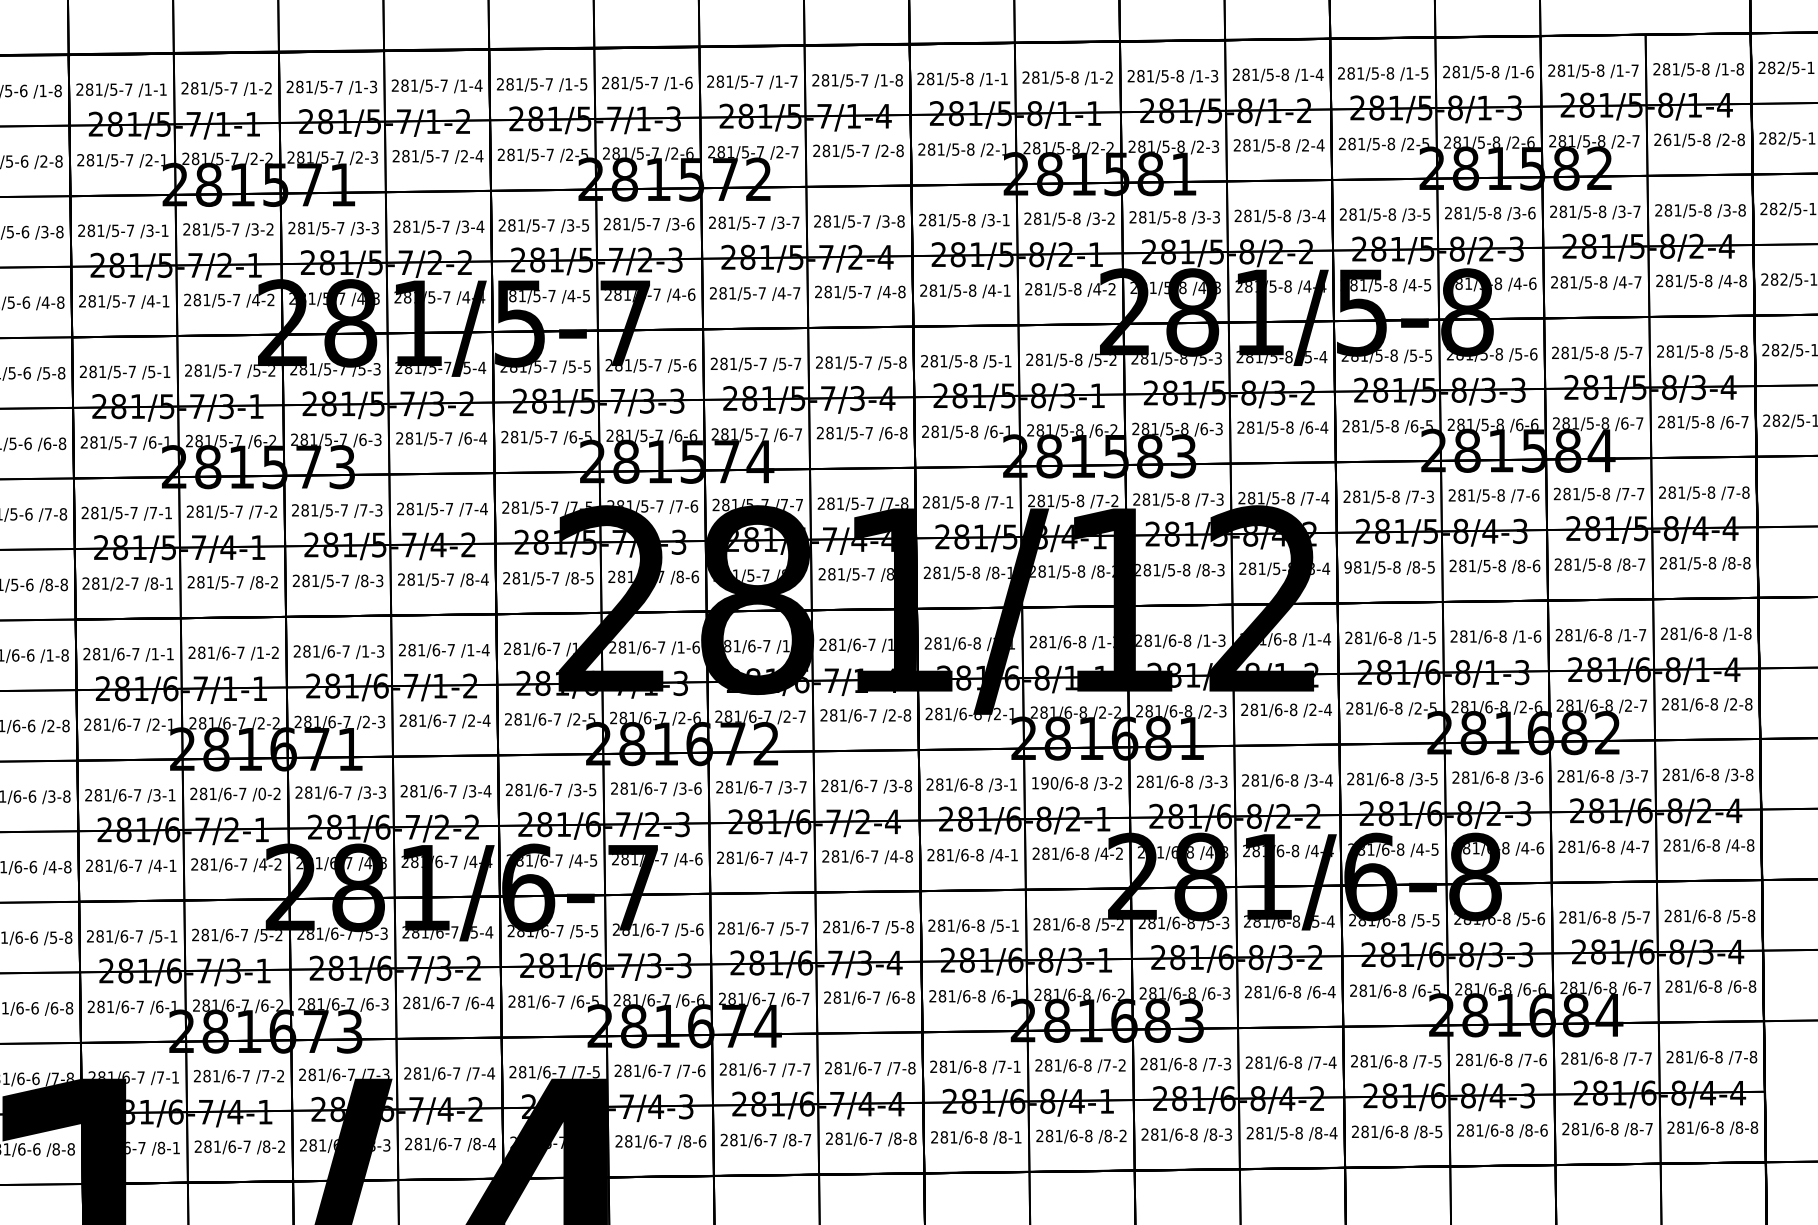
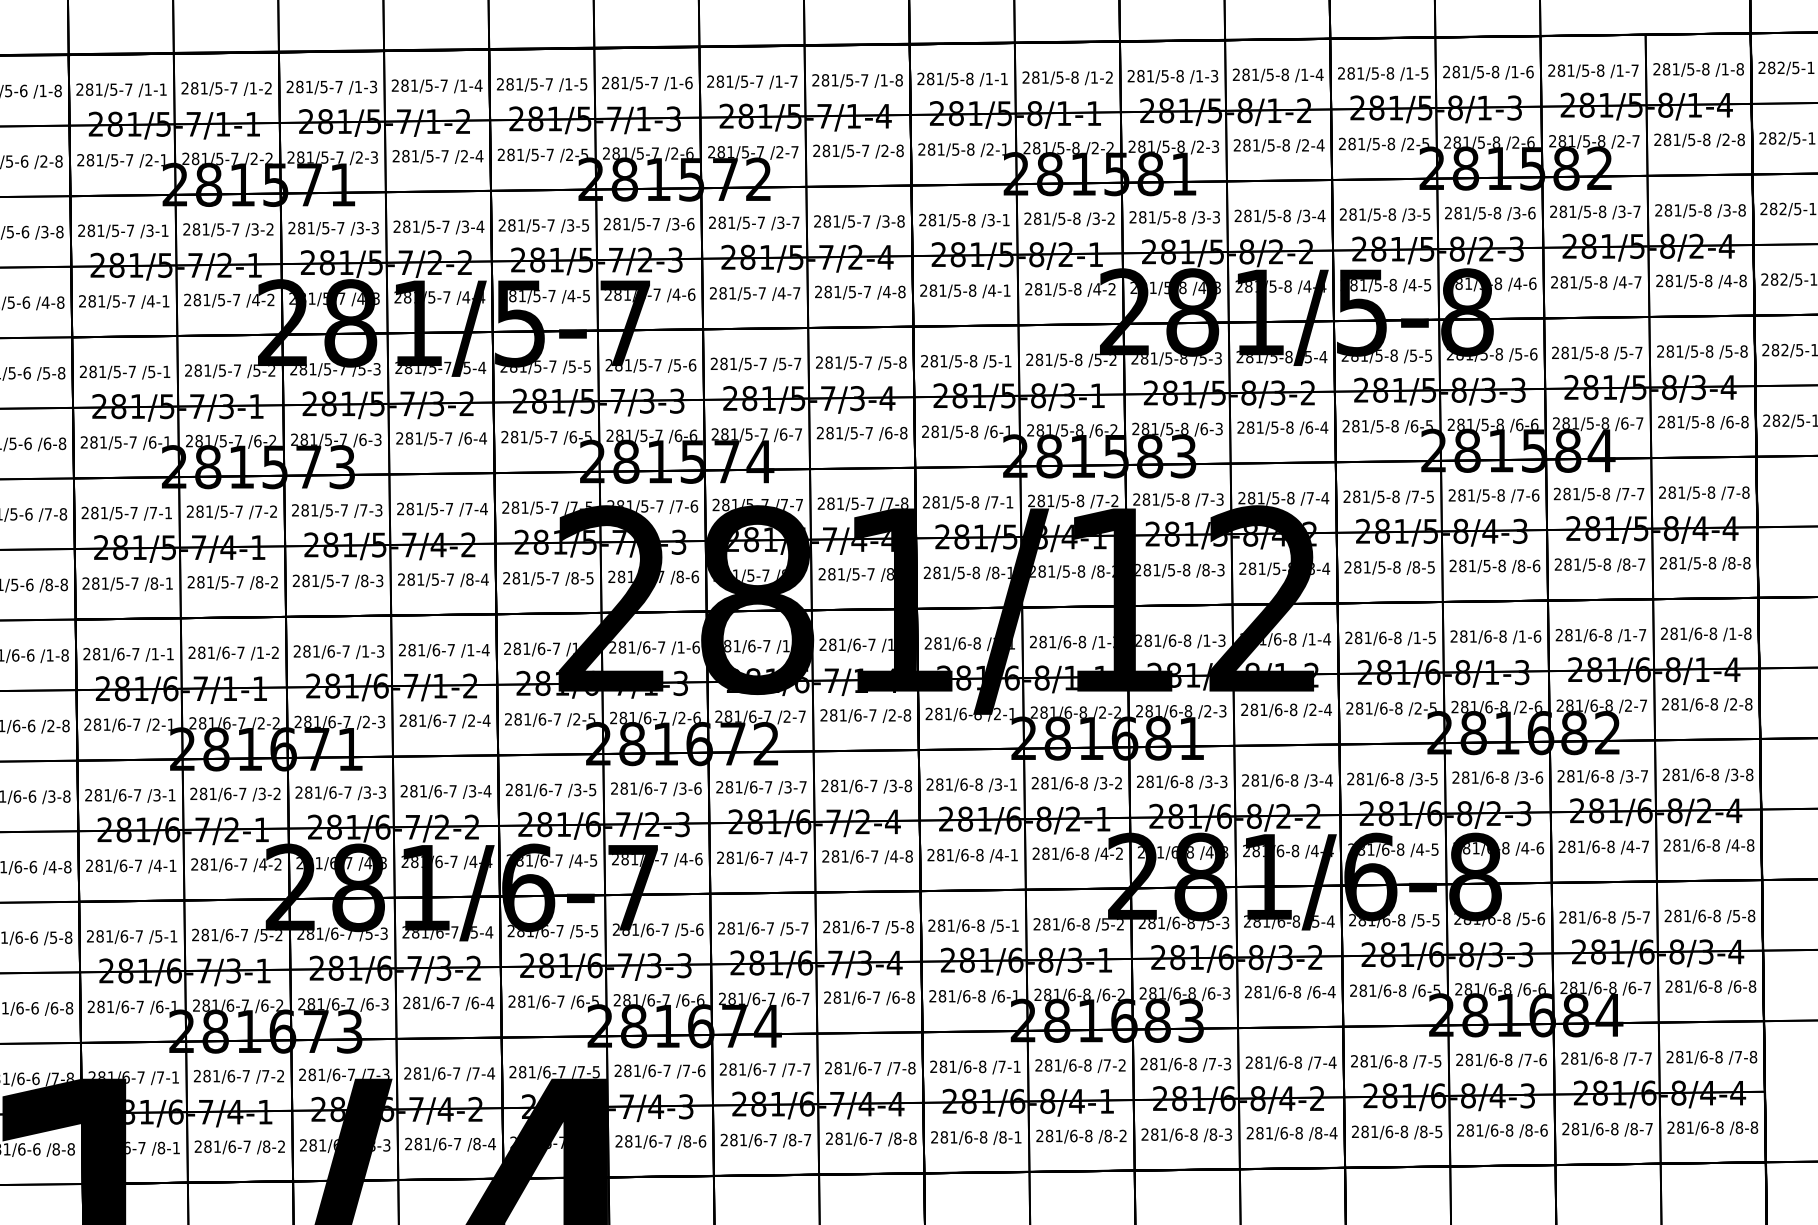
text: 261/5-8 -> 281/5-8 (1667, 139)
text: /6-7 -> /6-8 (1744, 421)
text: /7-3 -> /7-5 (1430, 496)
text: 981/5-8 -> 281/5-8 (1347, 567)
text: 281/2-7 -> 281/5-7 (119, 583)
text: 190/6-8 -> 281/6-8 (1044, 783)
text: /0-2 -> /3-2 (261, 793)
text: 281/5-8 -> 281/6-8 (1283, 1133)
